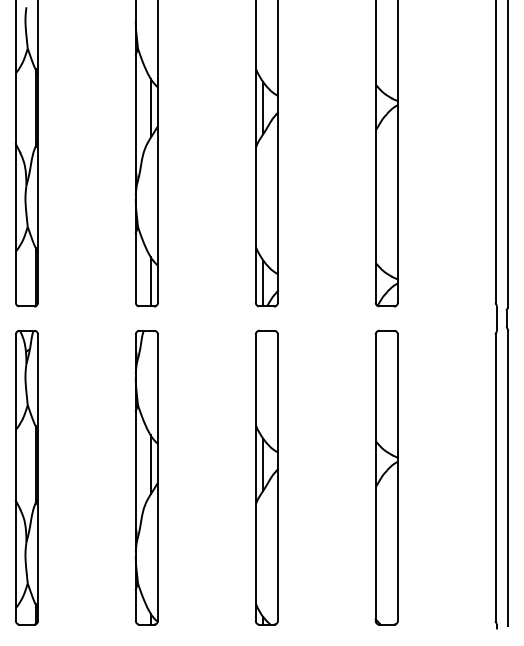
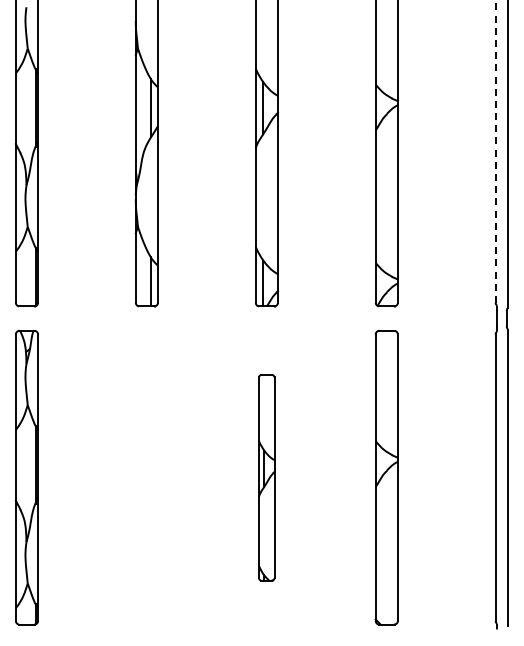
line: solid -> dashed (495, 151)
part: present -> none (146, 477)
part size: 25x296 px -> 18x208 px (266, 477)
